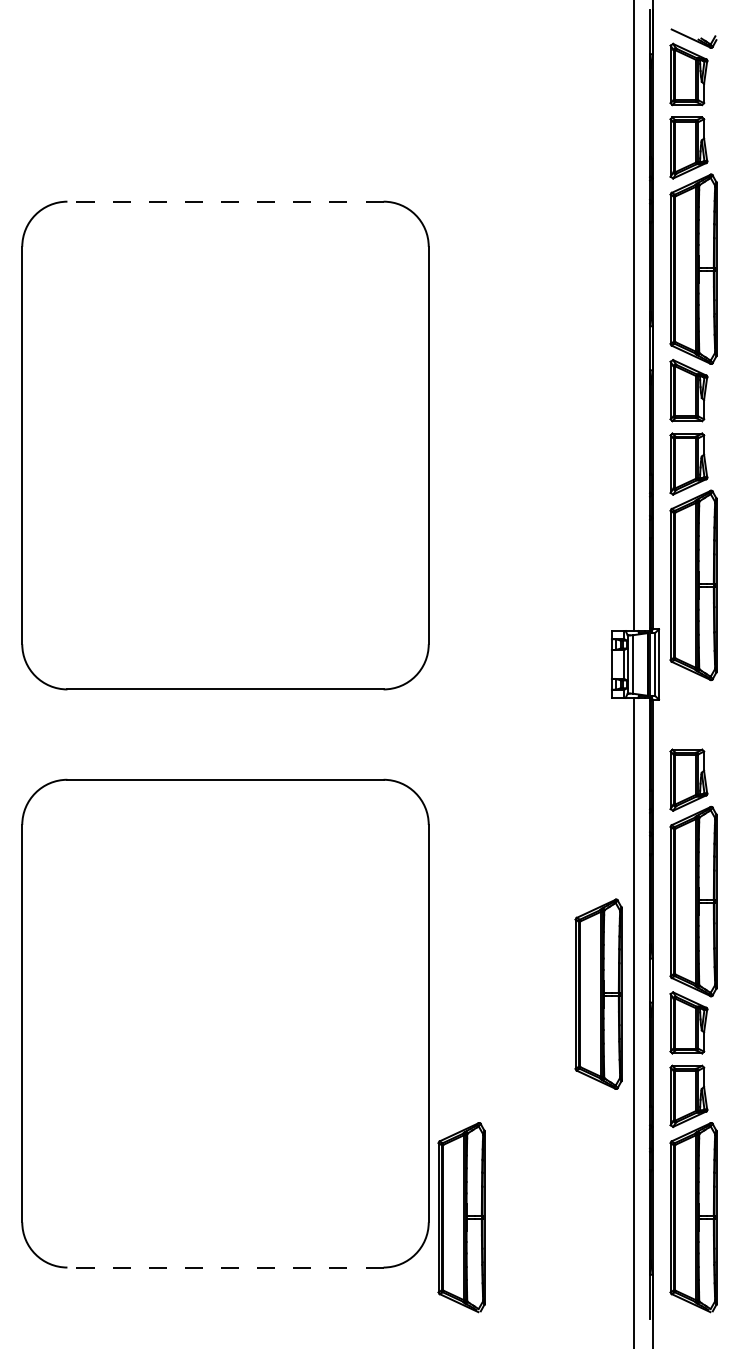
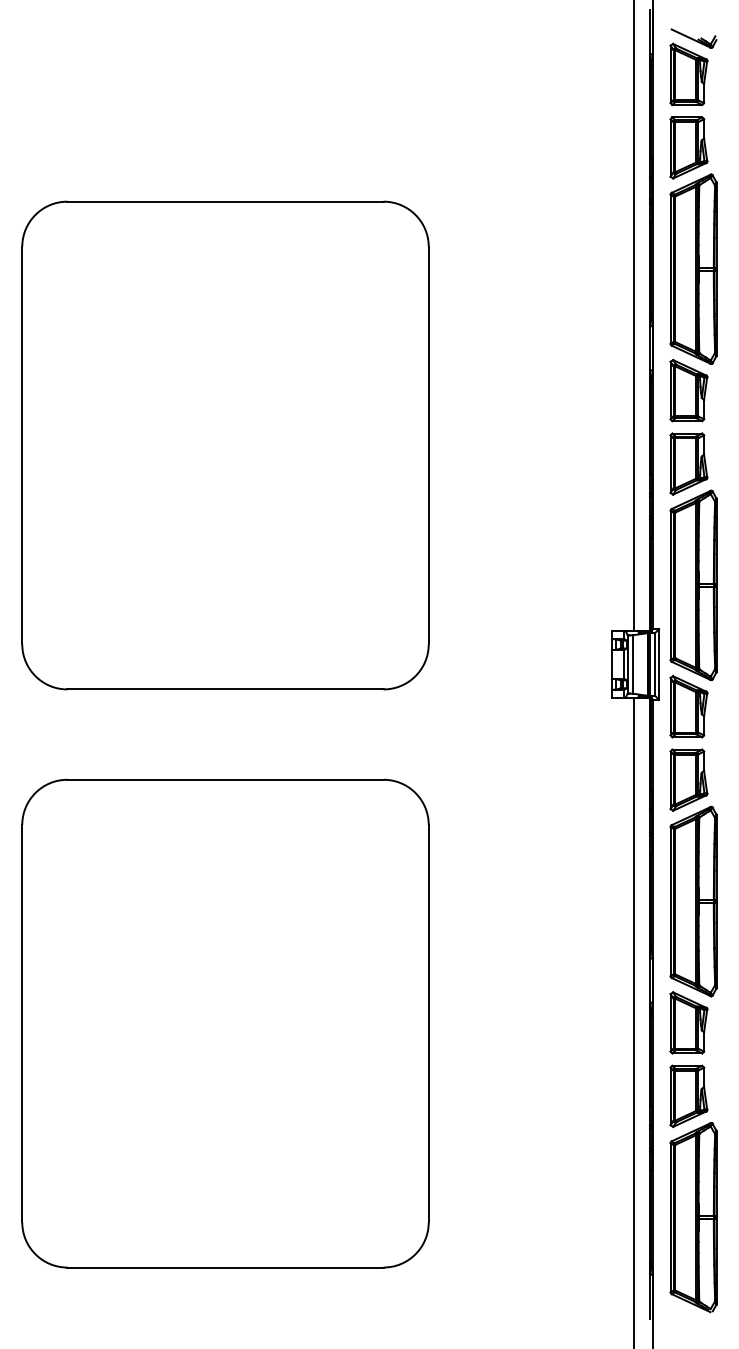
line: dashed -> solid (225, 201)
part: none -> present (688, 706)
part: present -> none (598, 993)
part: present -> none (461, 1217)
line: dashed -> solid (225, 1267)
